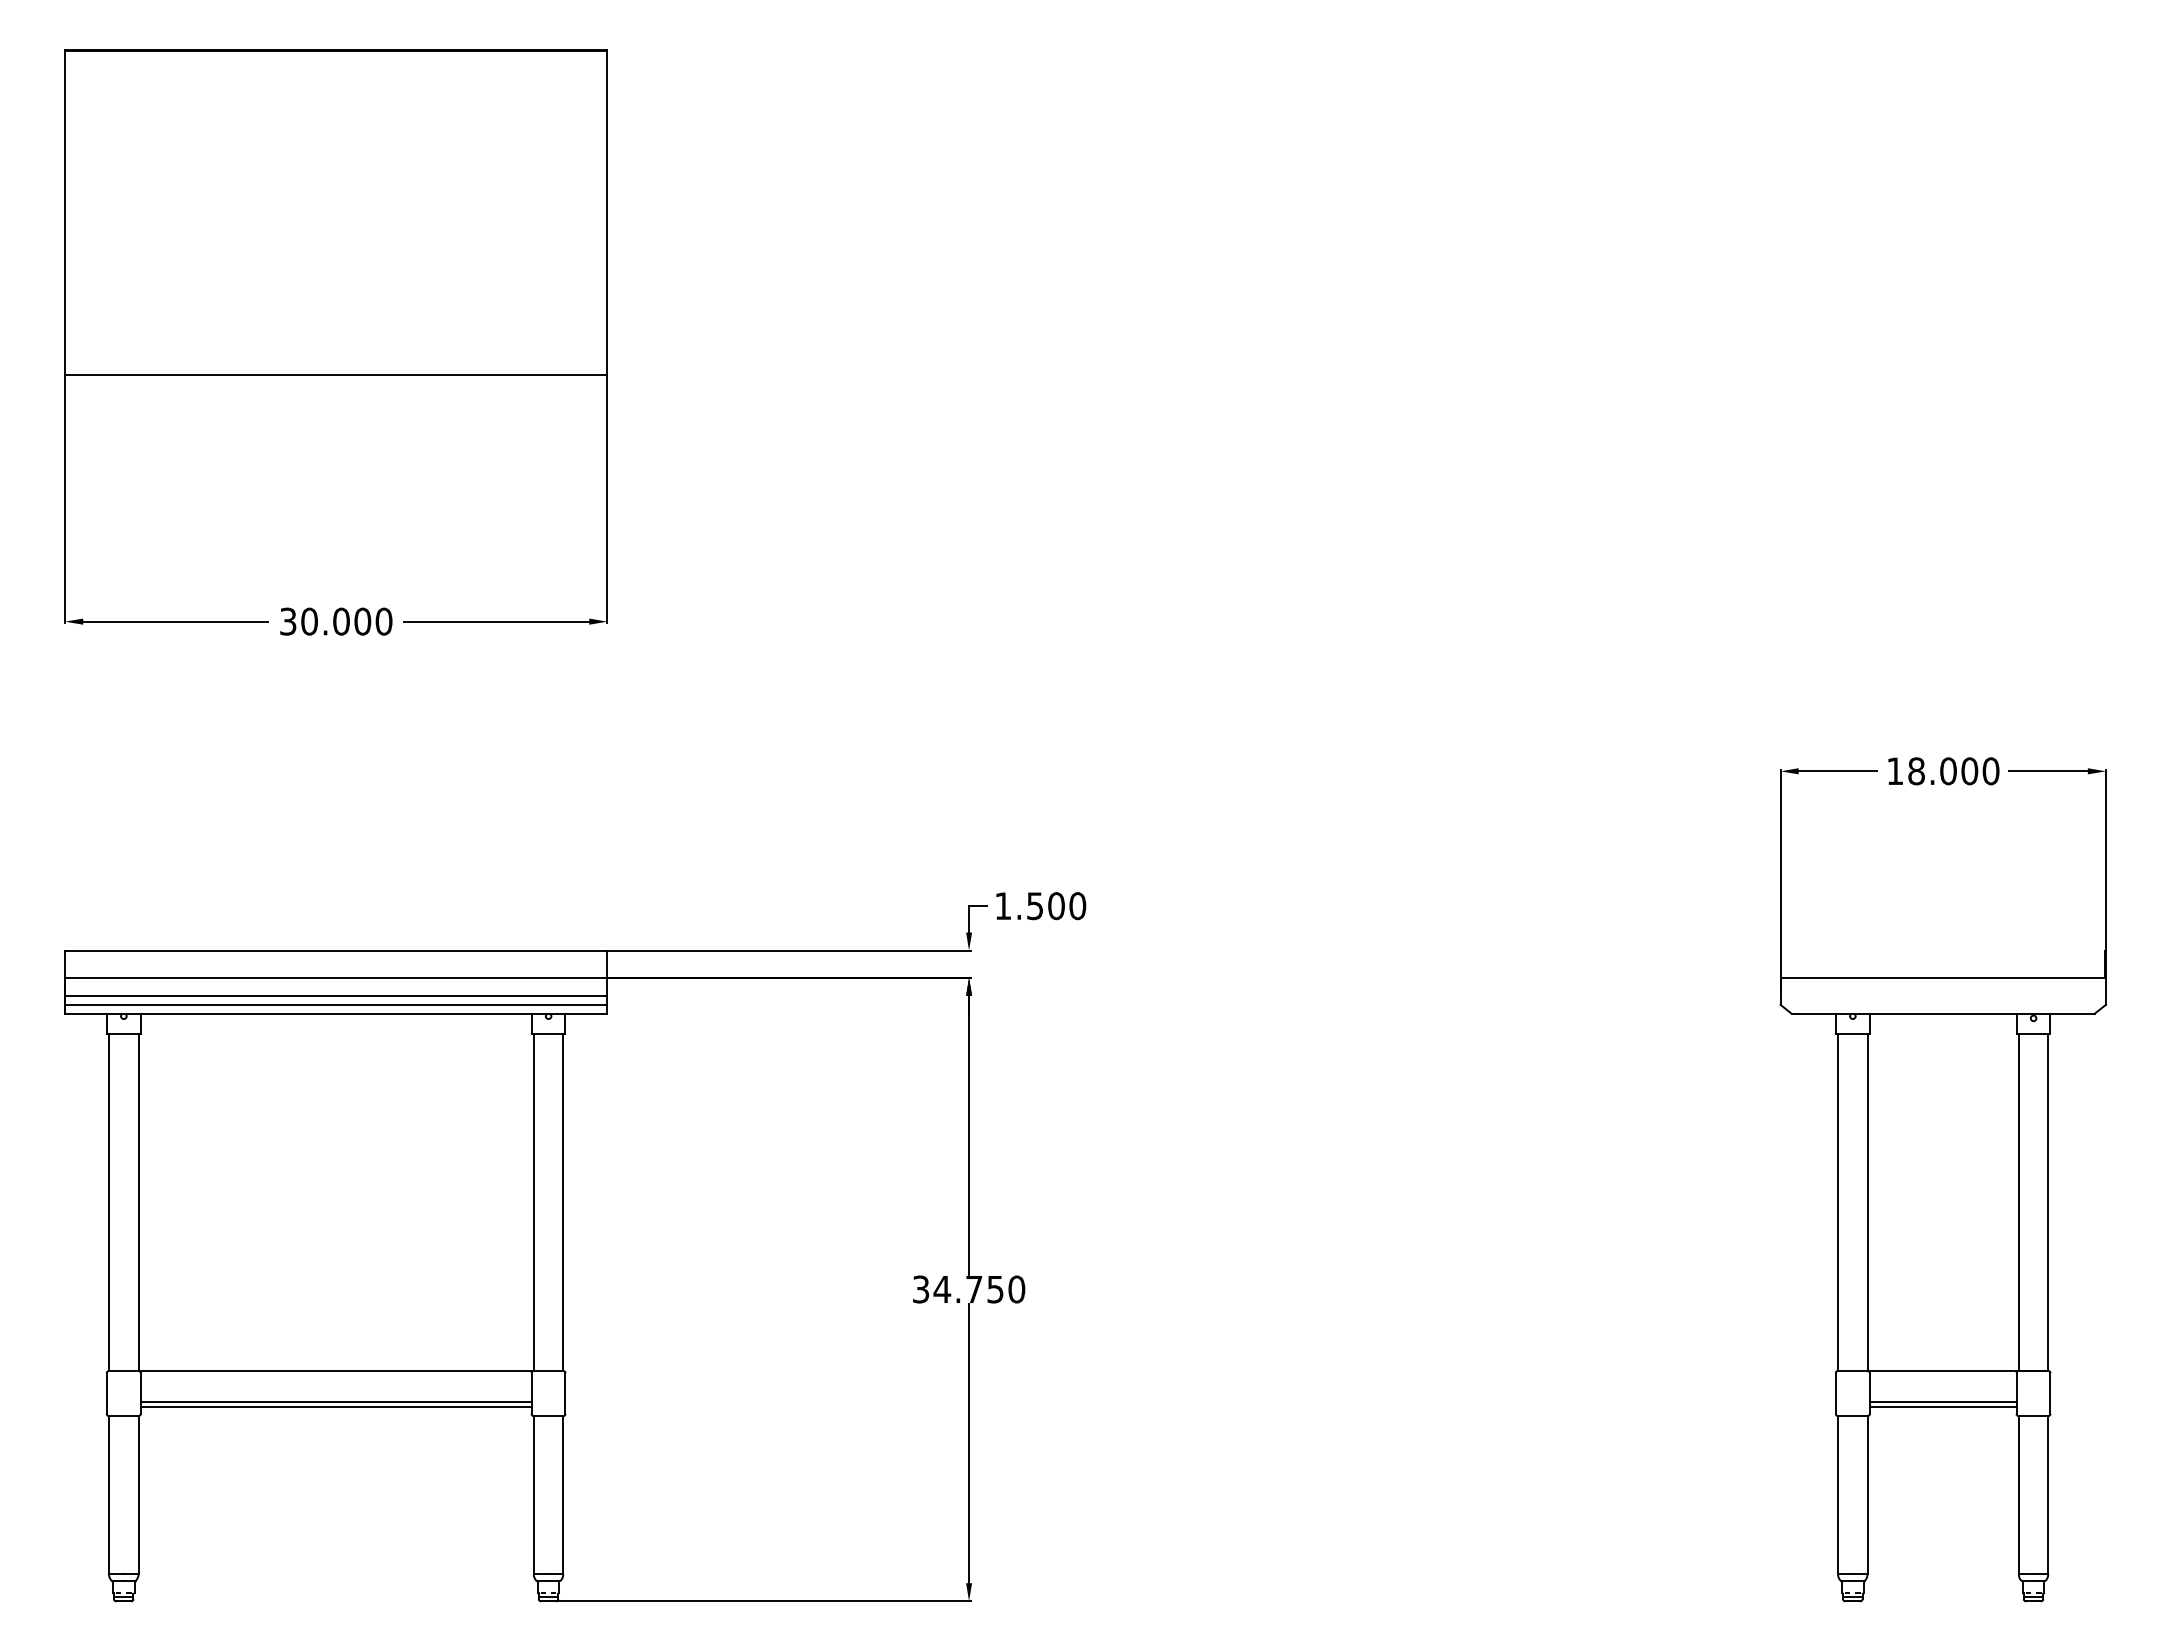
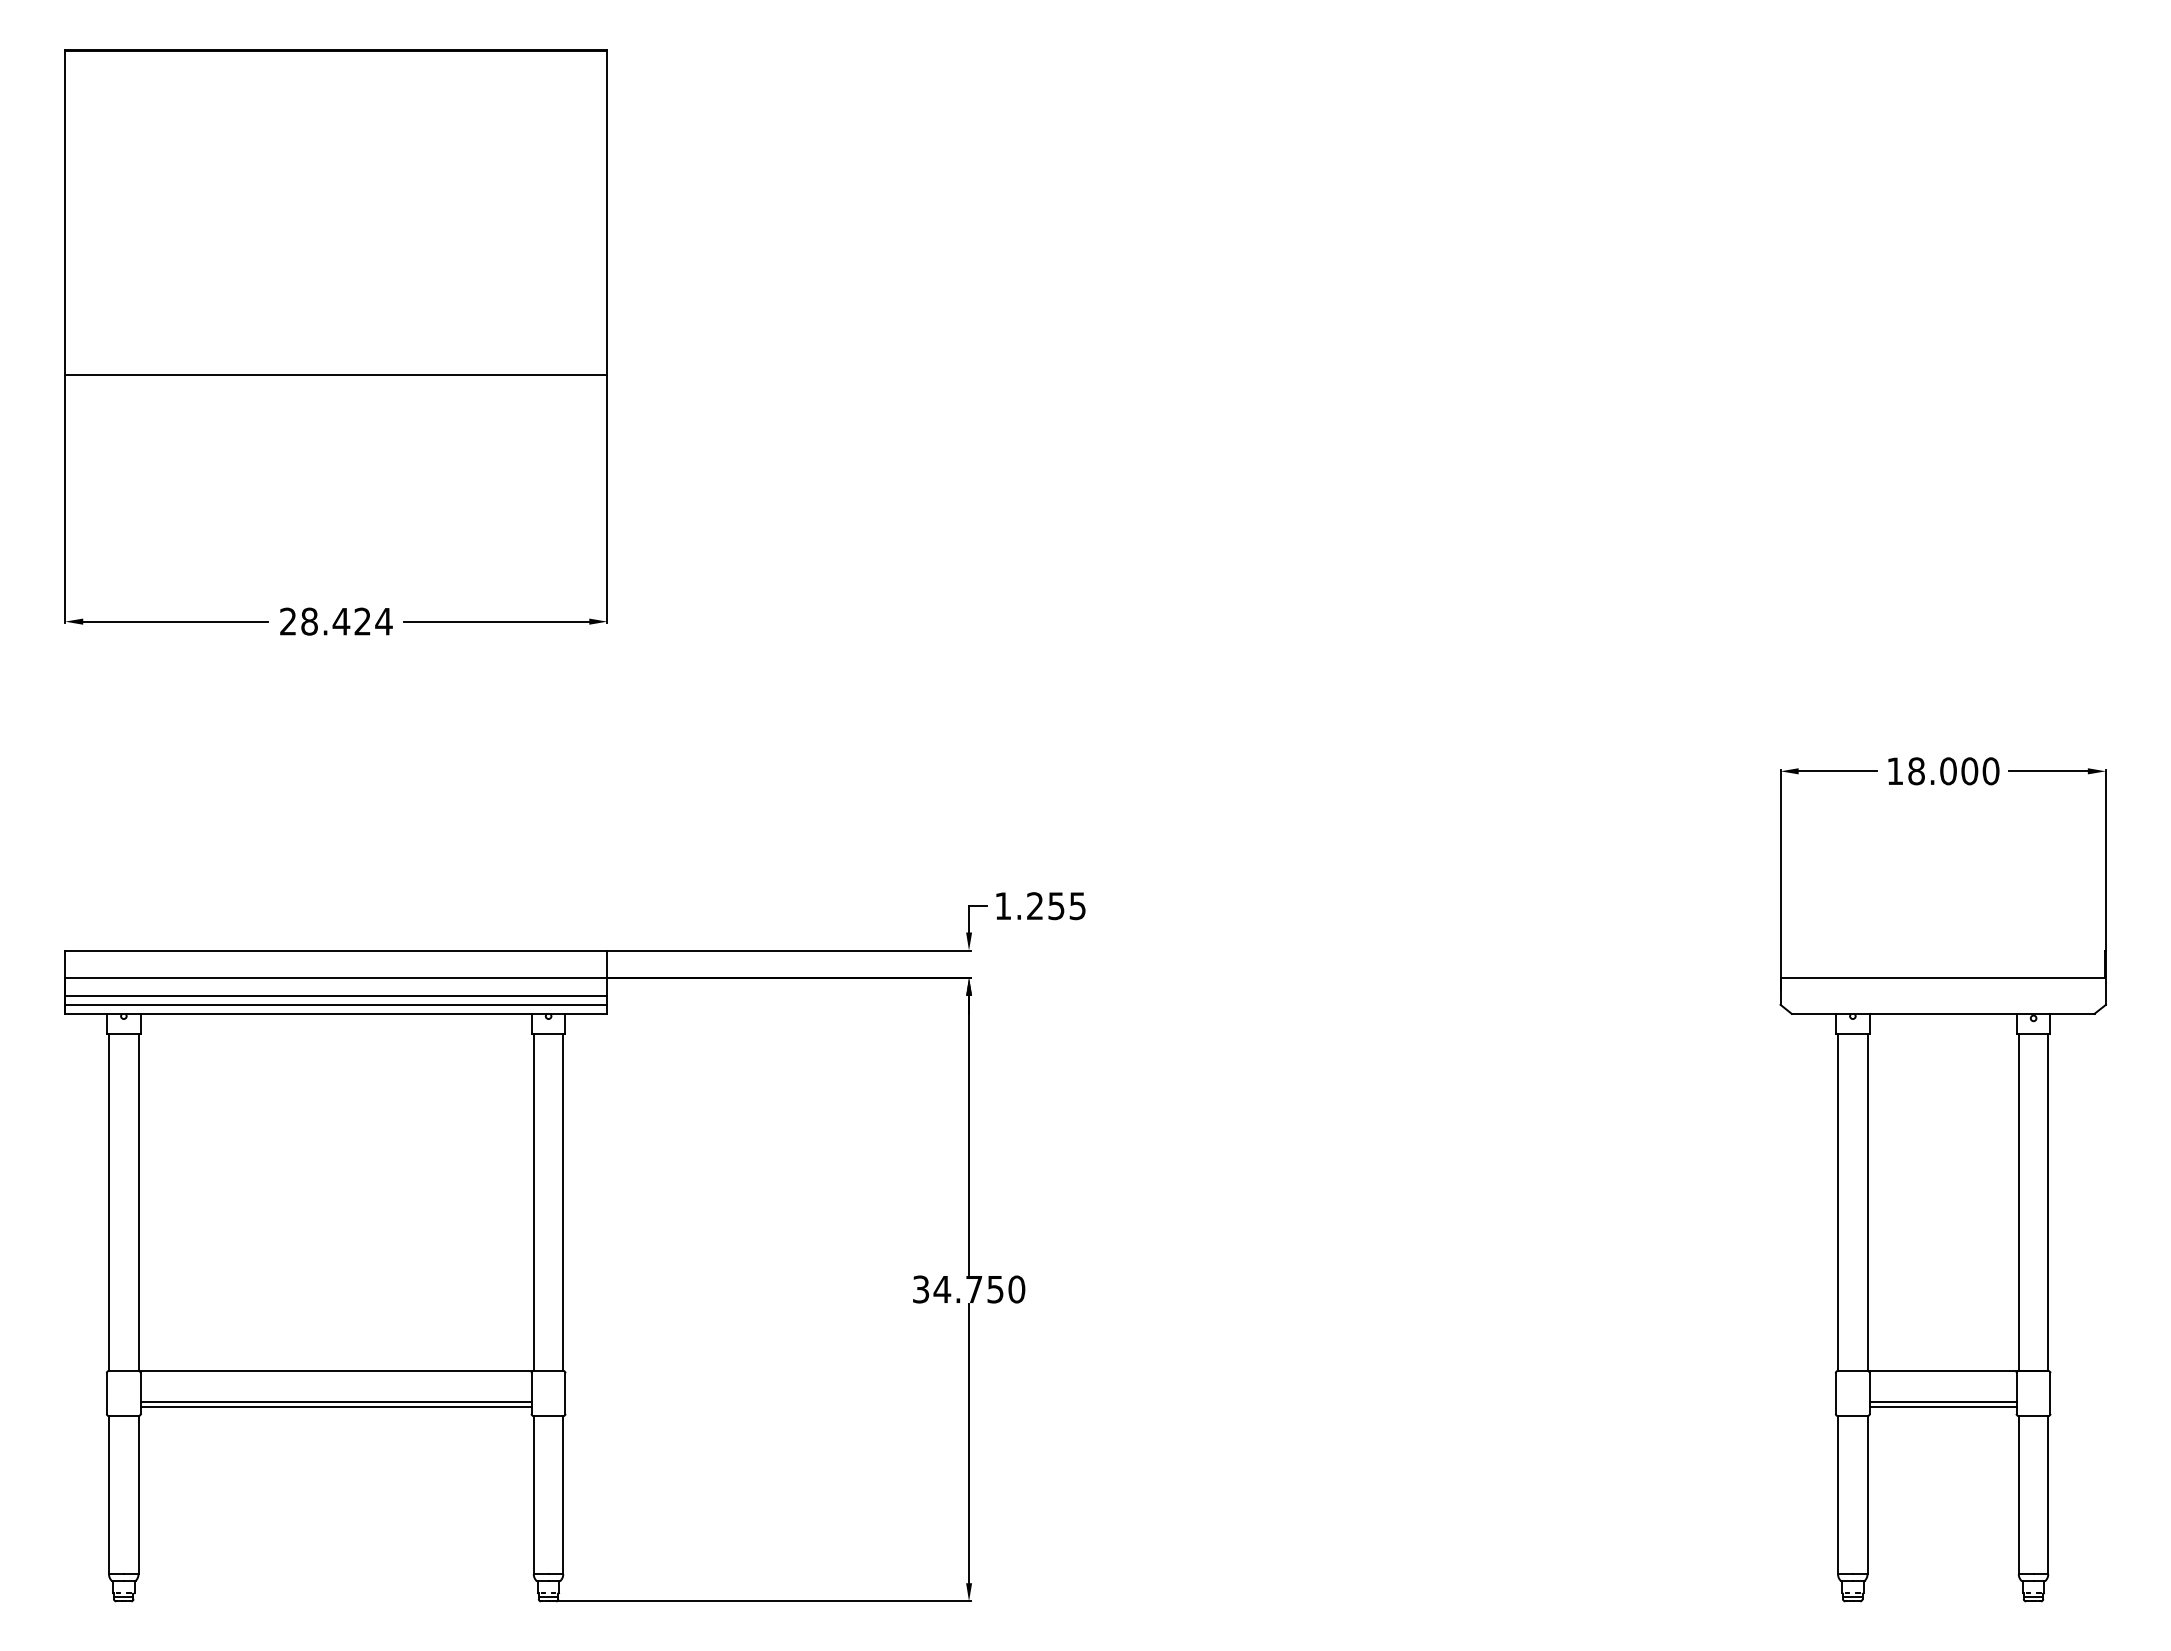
text: 30.000 -> 28.424 (336, 621)
text: 1.500 -> 1.255 (1056, 906)
